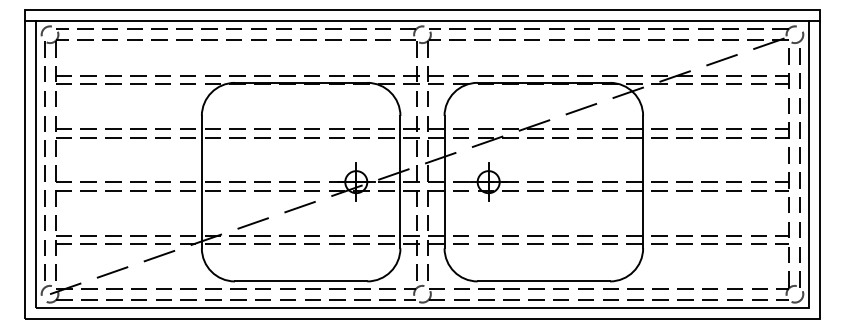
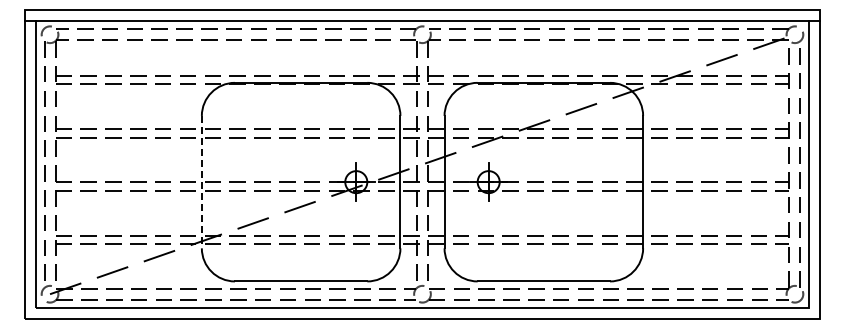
line: solid -> dashed (201, 182)
